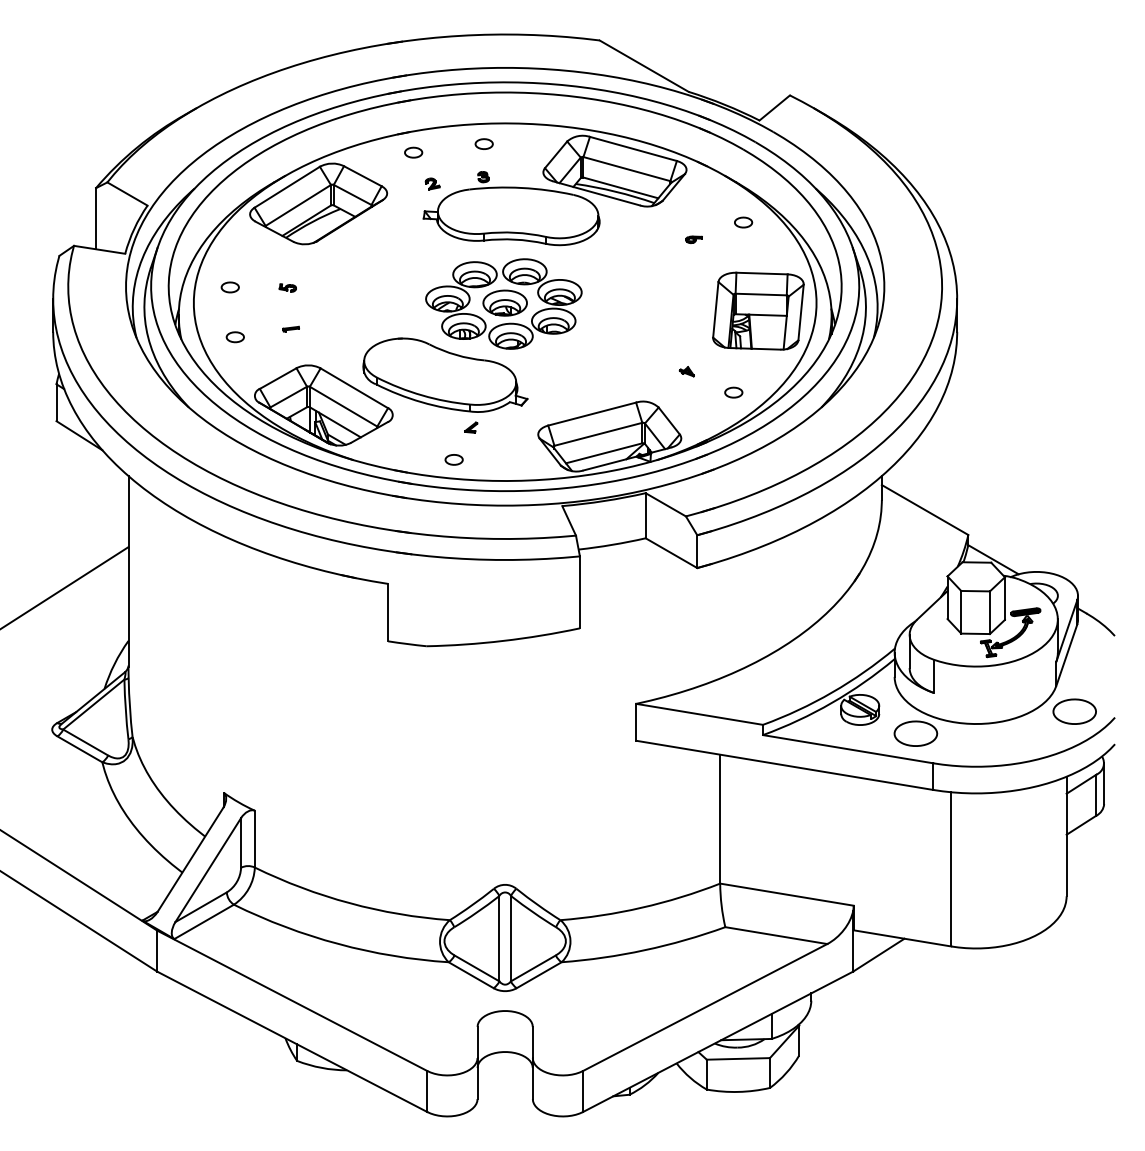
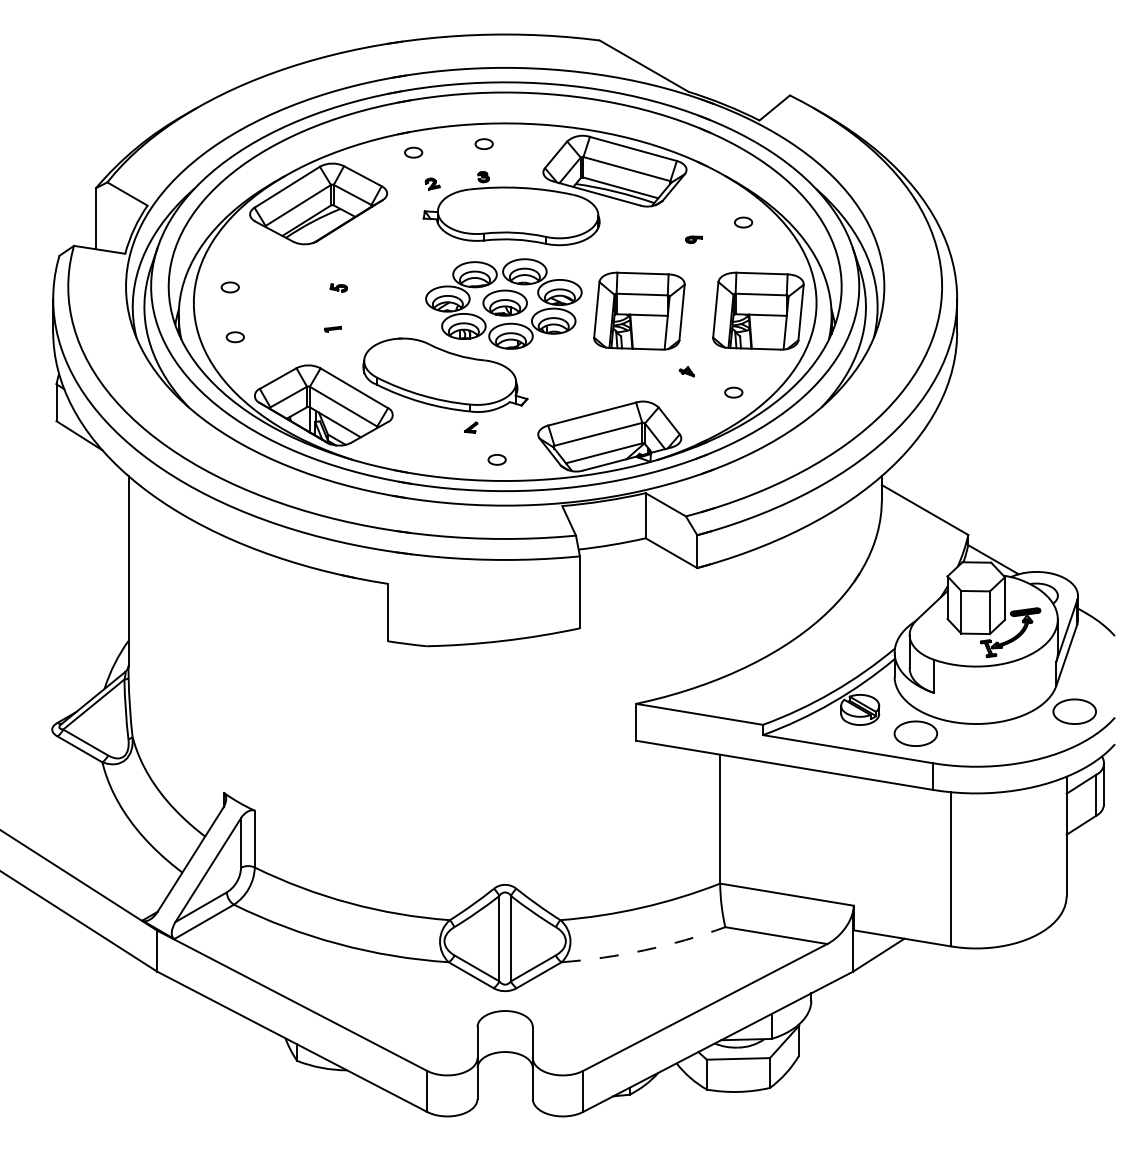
part position: (287, 287) -> (338, 287) (338, 287)
part: none -> present (639, 310)
part position: (290, 328) -> (332, 328) (332, 328)
part position: (453, 459) -> (496, 459) (496, 459)
line: present -> none (65, 587)
arc: solid -> dashed (644, 950)
